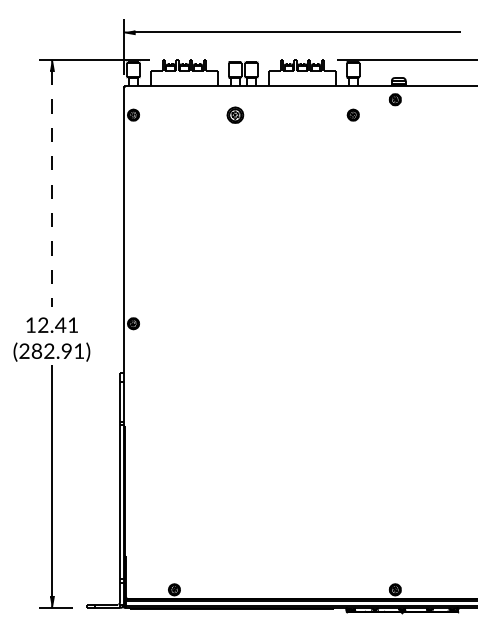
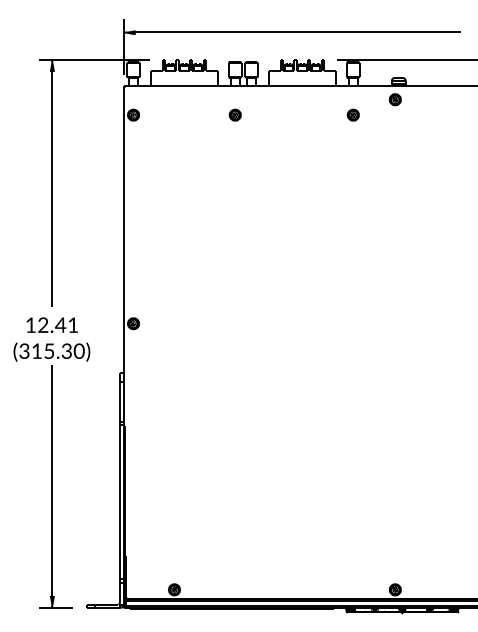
part size: 19x18 px -> 14x14 px (234, 114)
line: dashed -> solid (51, 189)
text: (282.91) -> (315.30) (51, 350)
